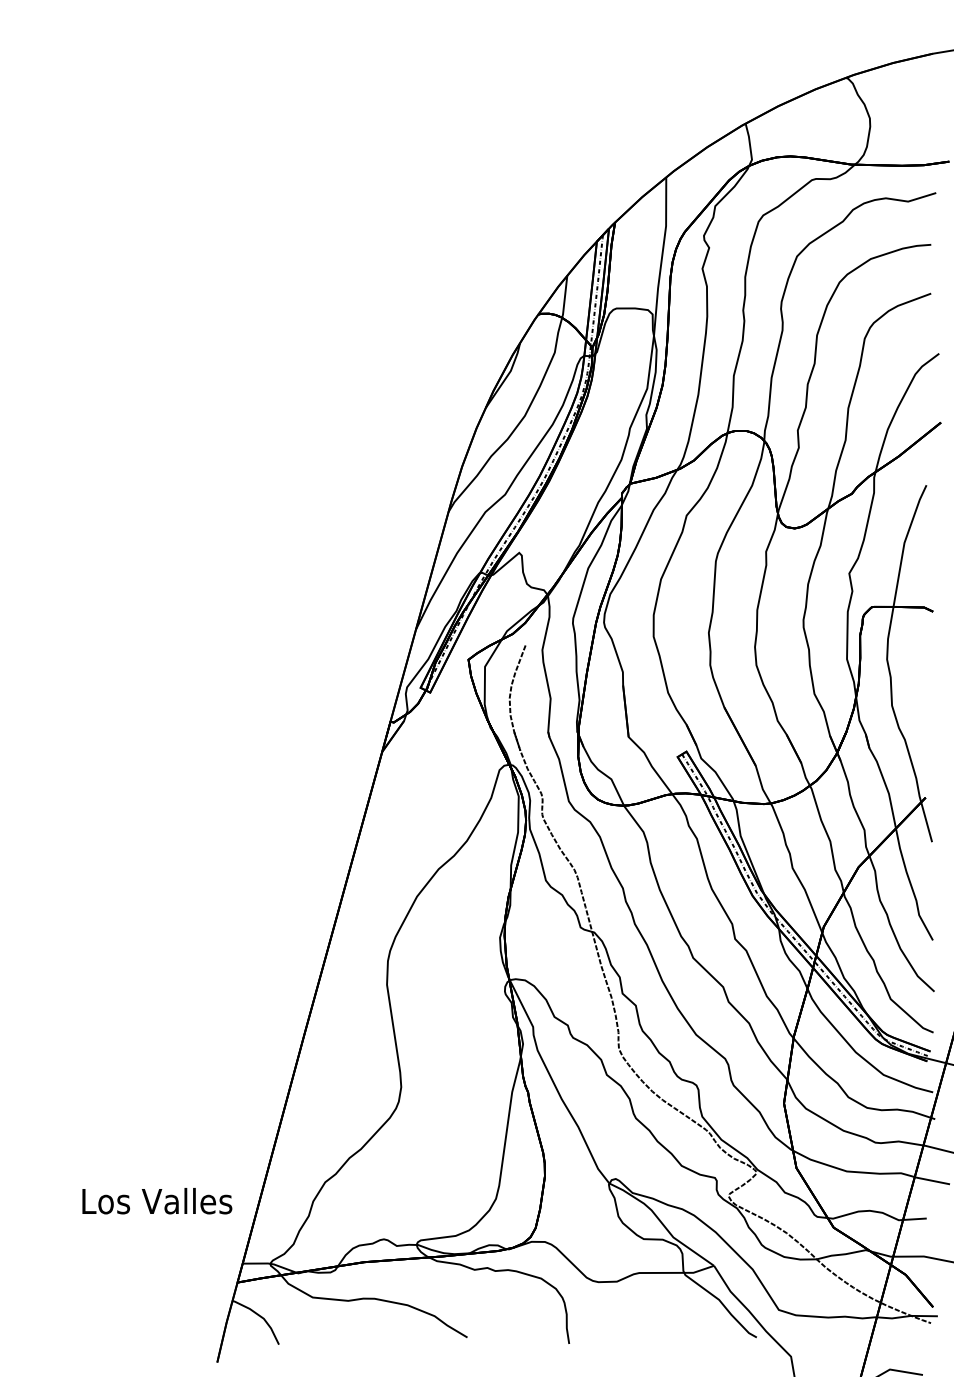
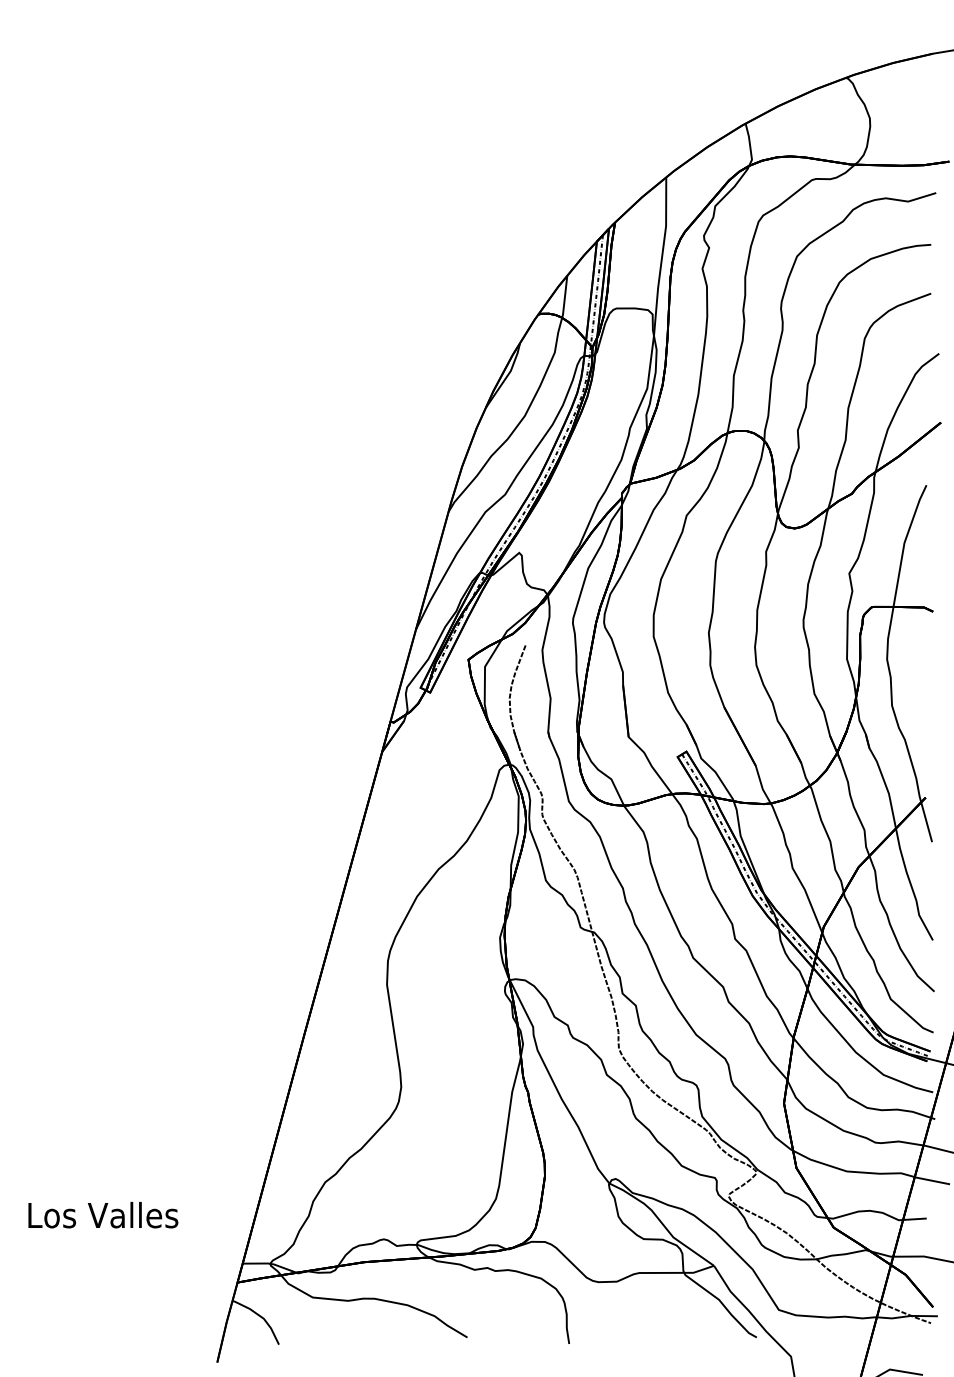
text position: (157, 1201) -> (103, 1215) (103, 1215)
